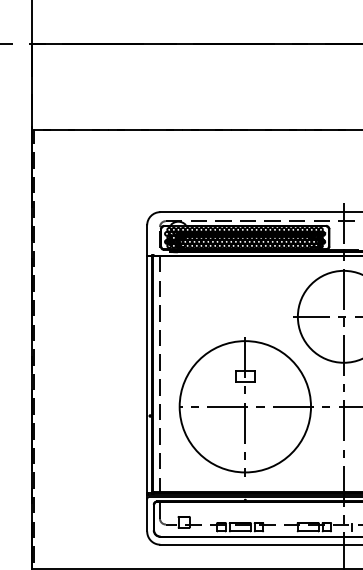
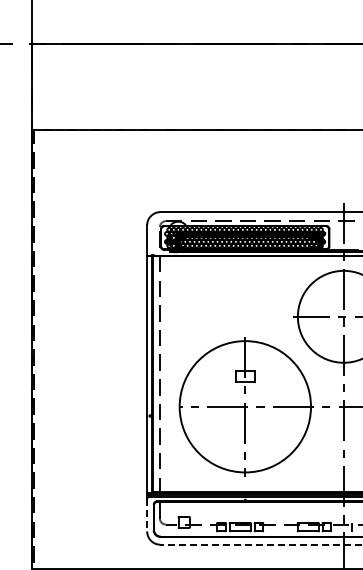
line: solid -> dashed (147, 514)
line: solid -> dashed (261, 544)
